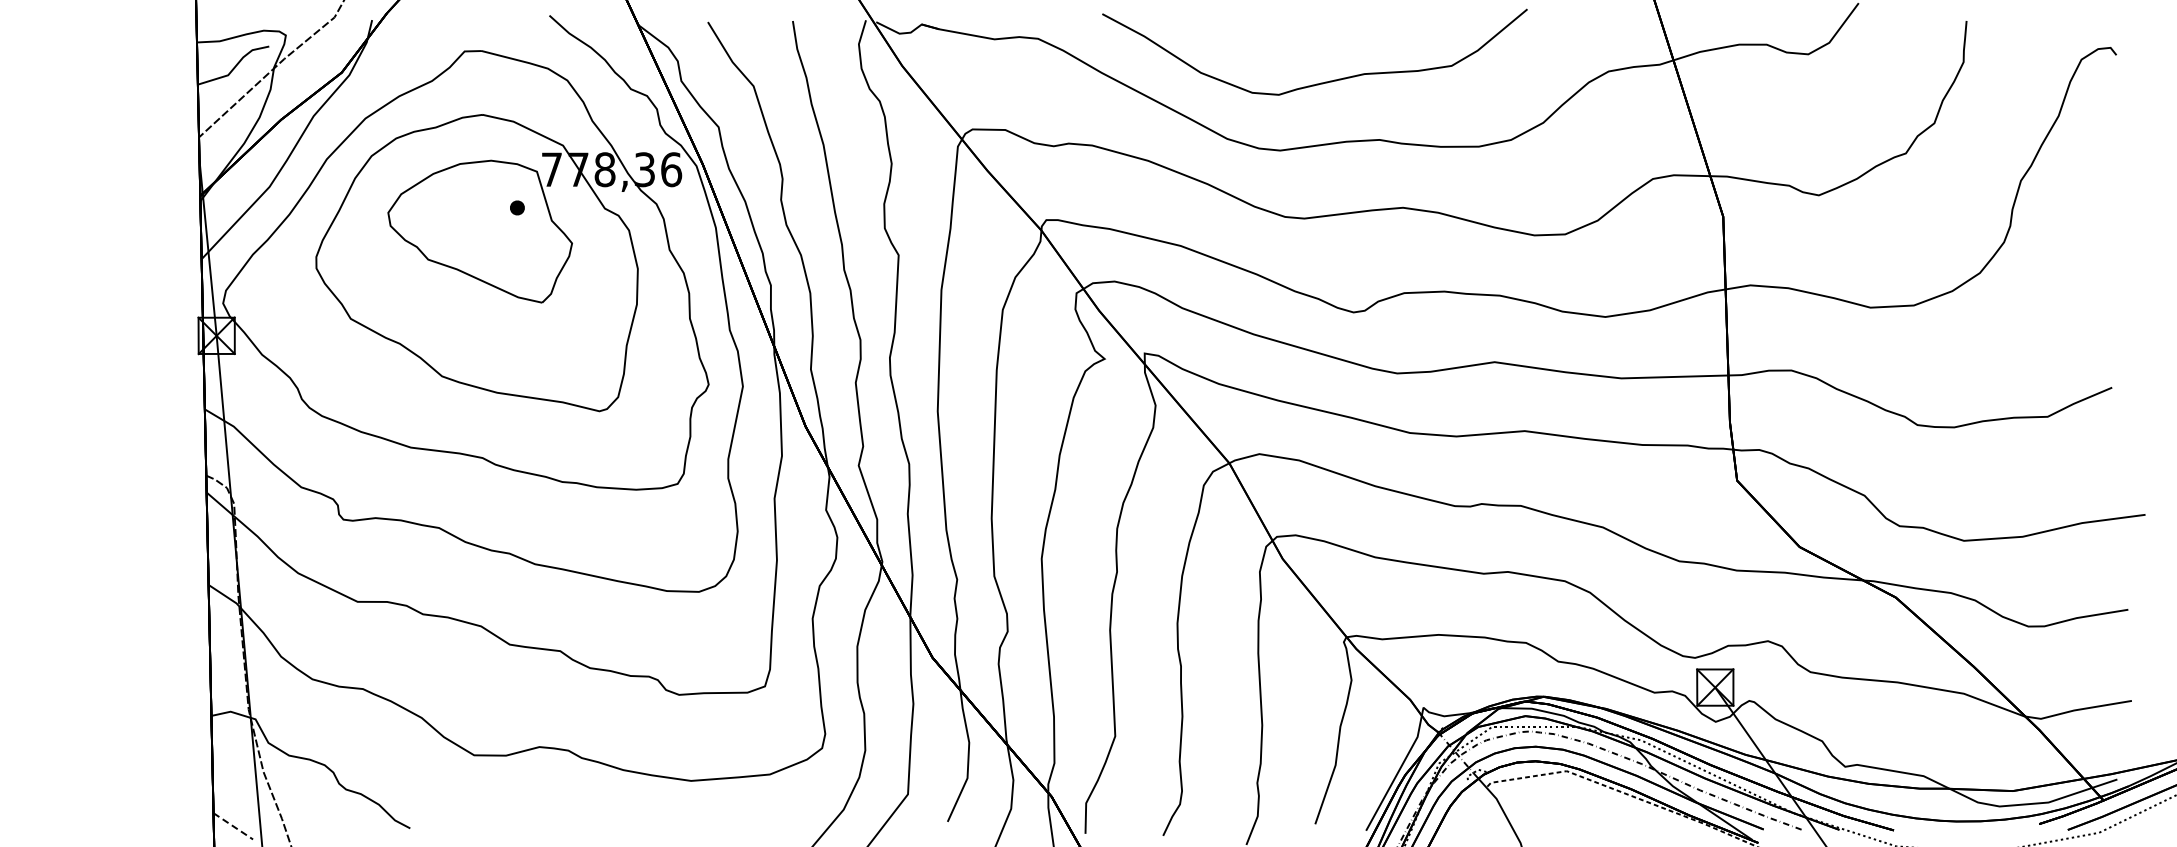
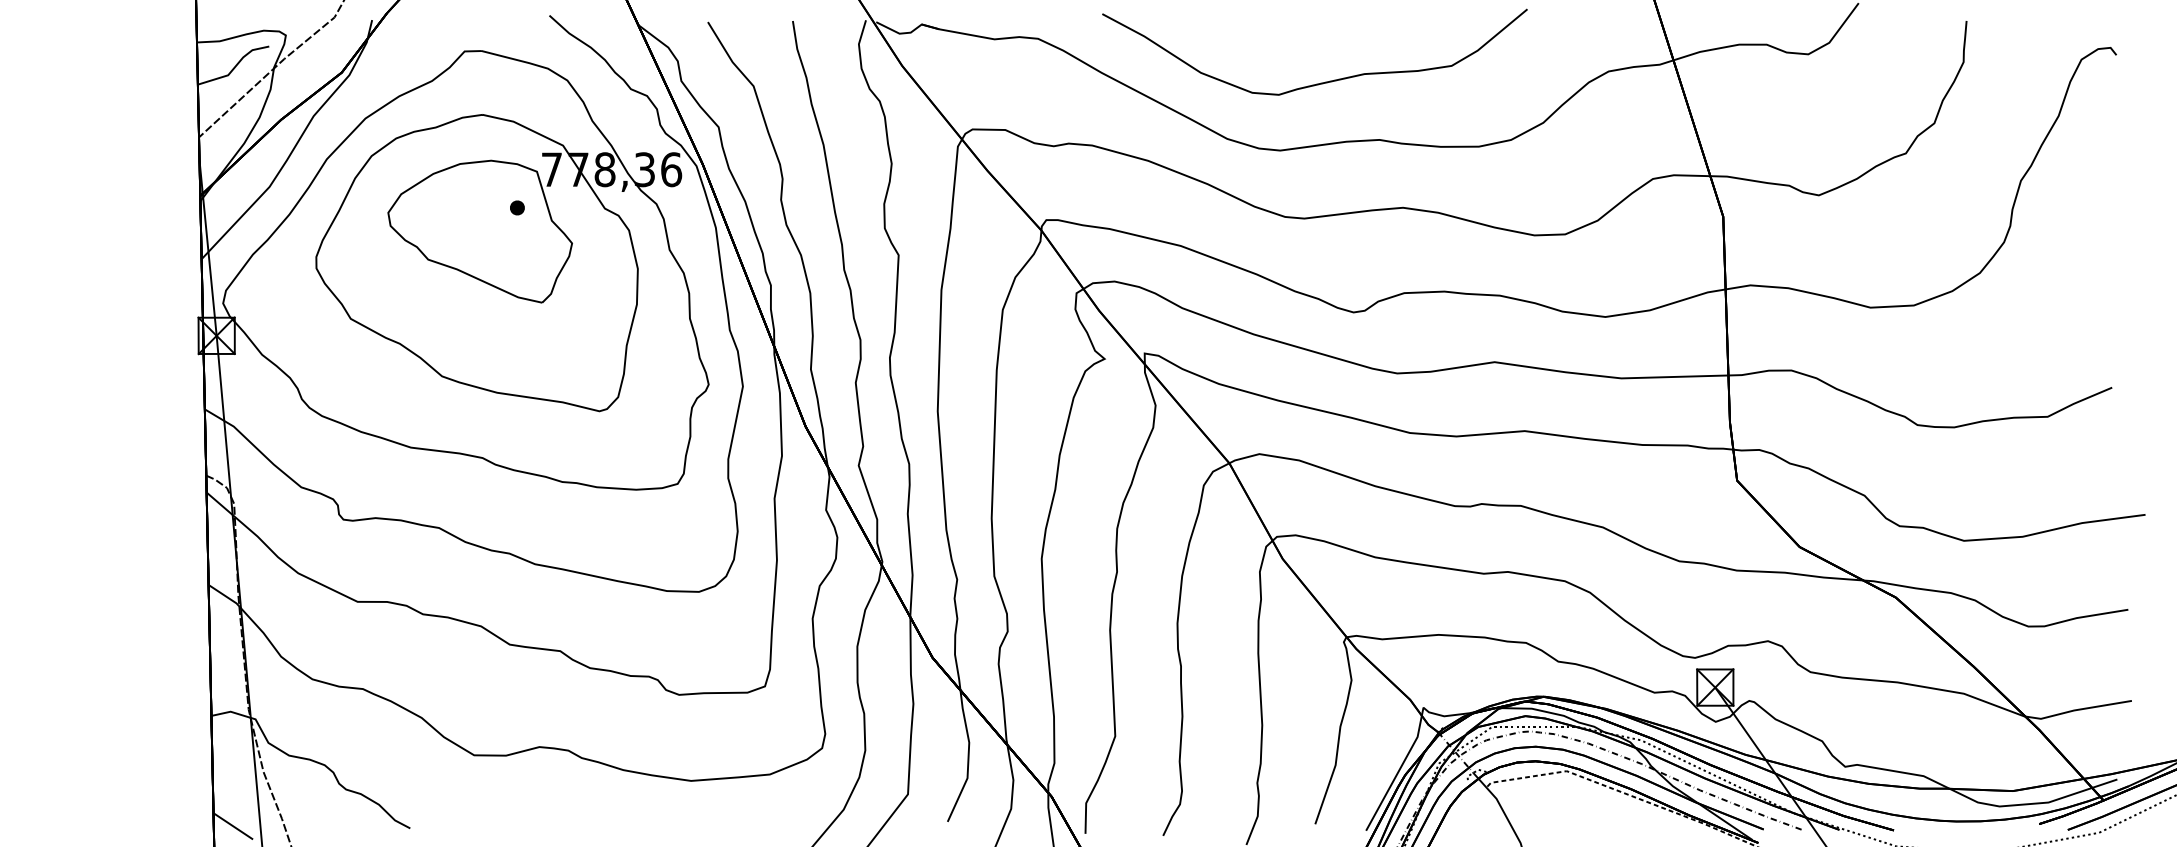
line: dashed -> solid (232, 825)
